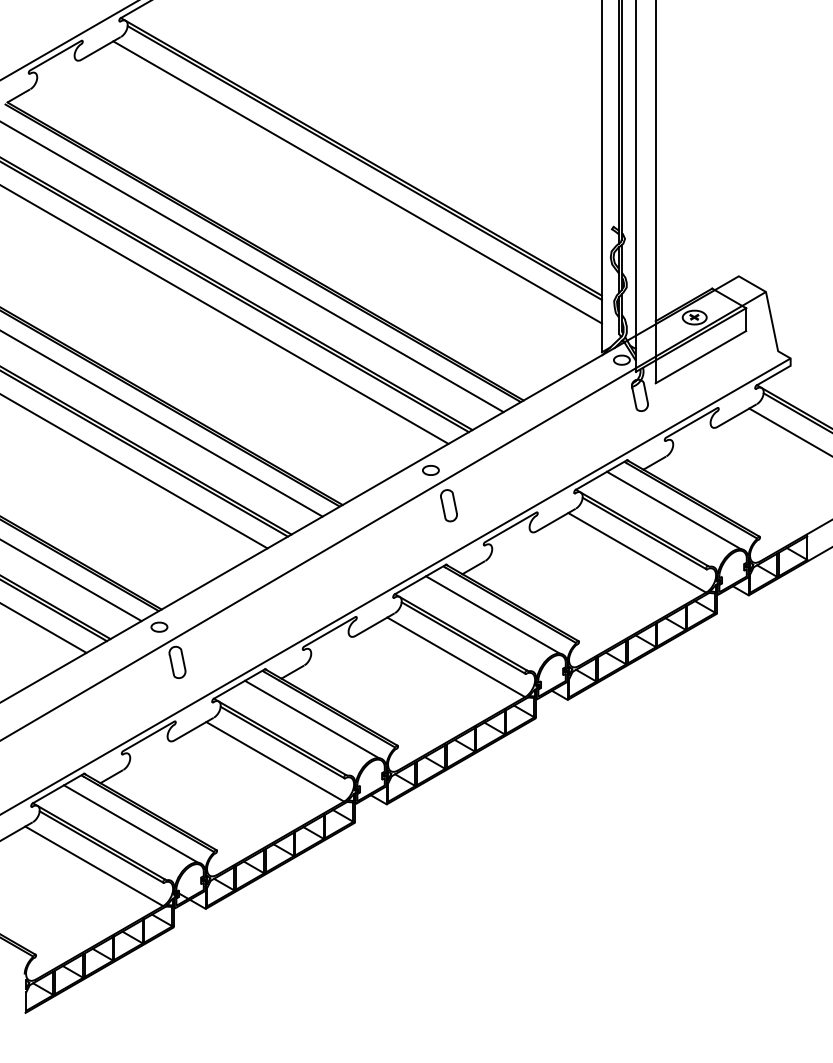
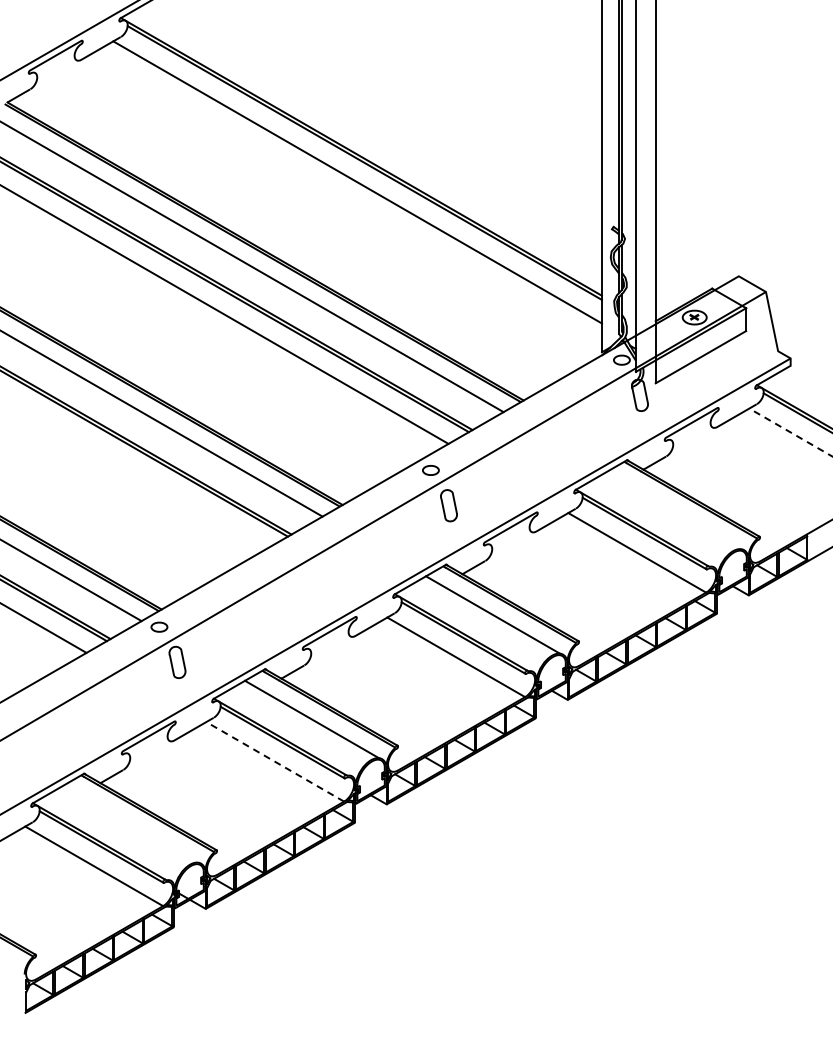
line: solid -> dashed (790, 432)
line: present -> none (134, 471)
line: present -> none (673, 510)
line: solid -> dashed (275, 761)
line: present -> none (130, 823)
